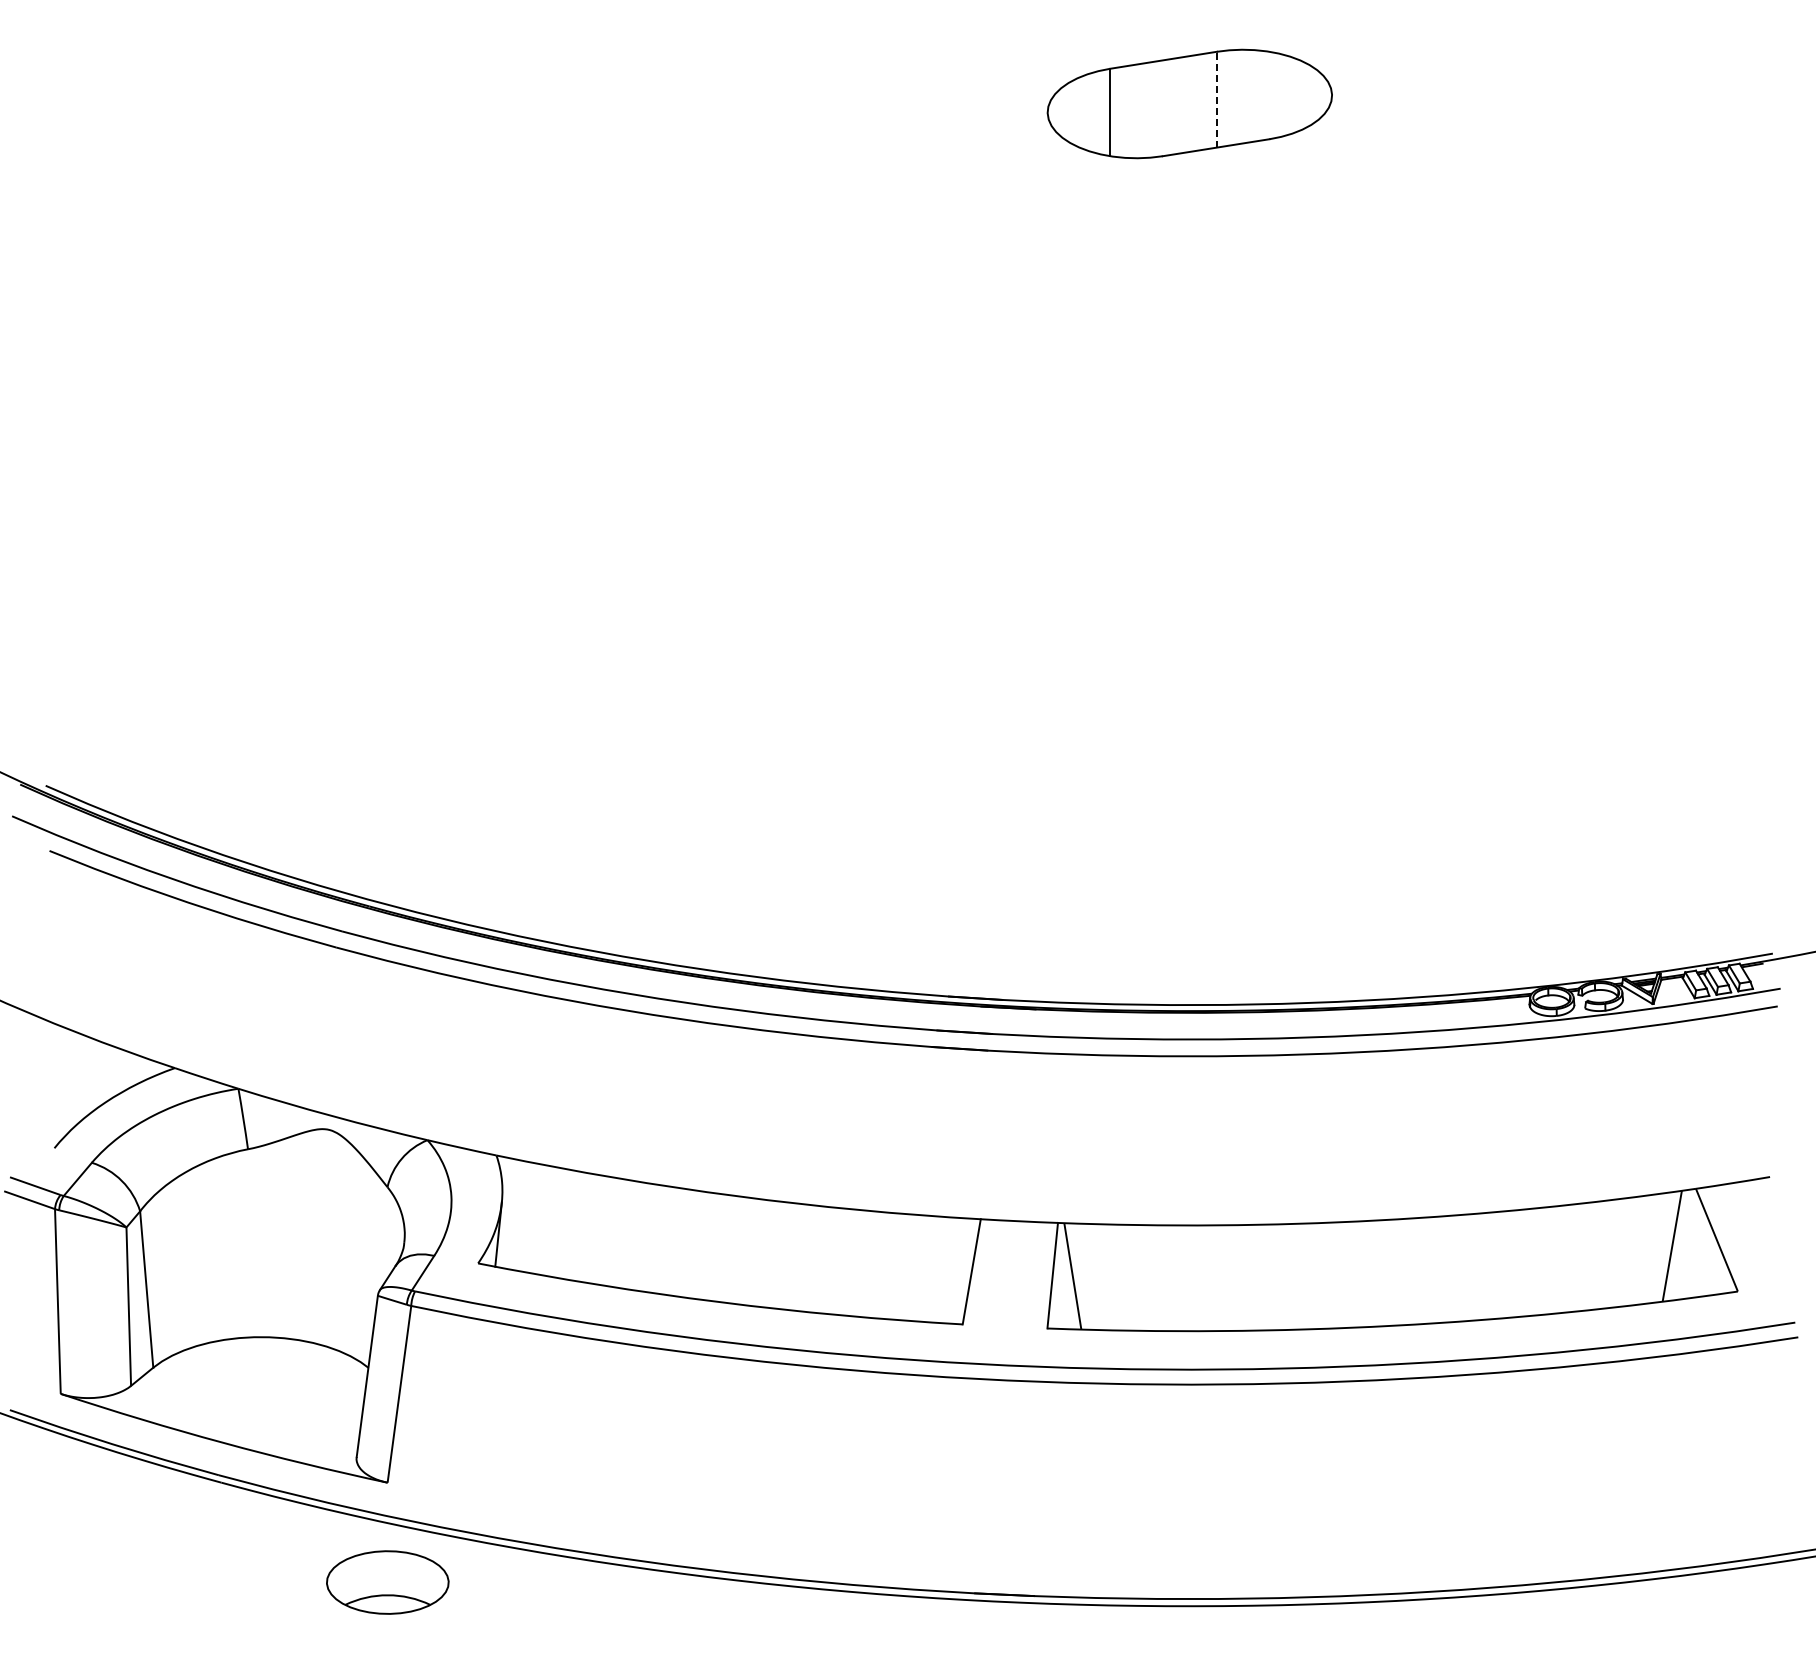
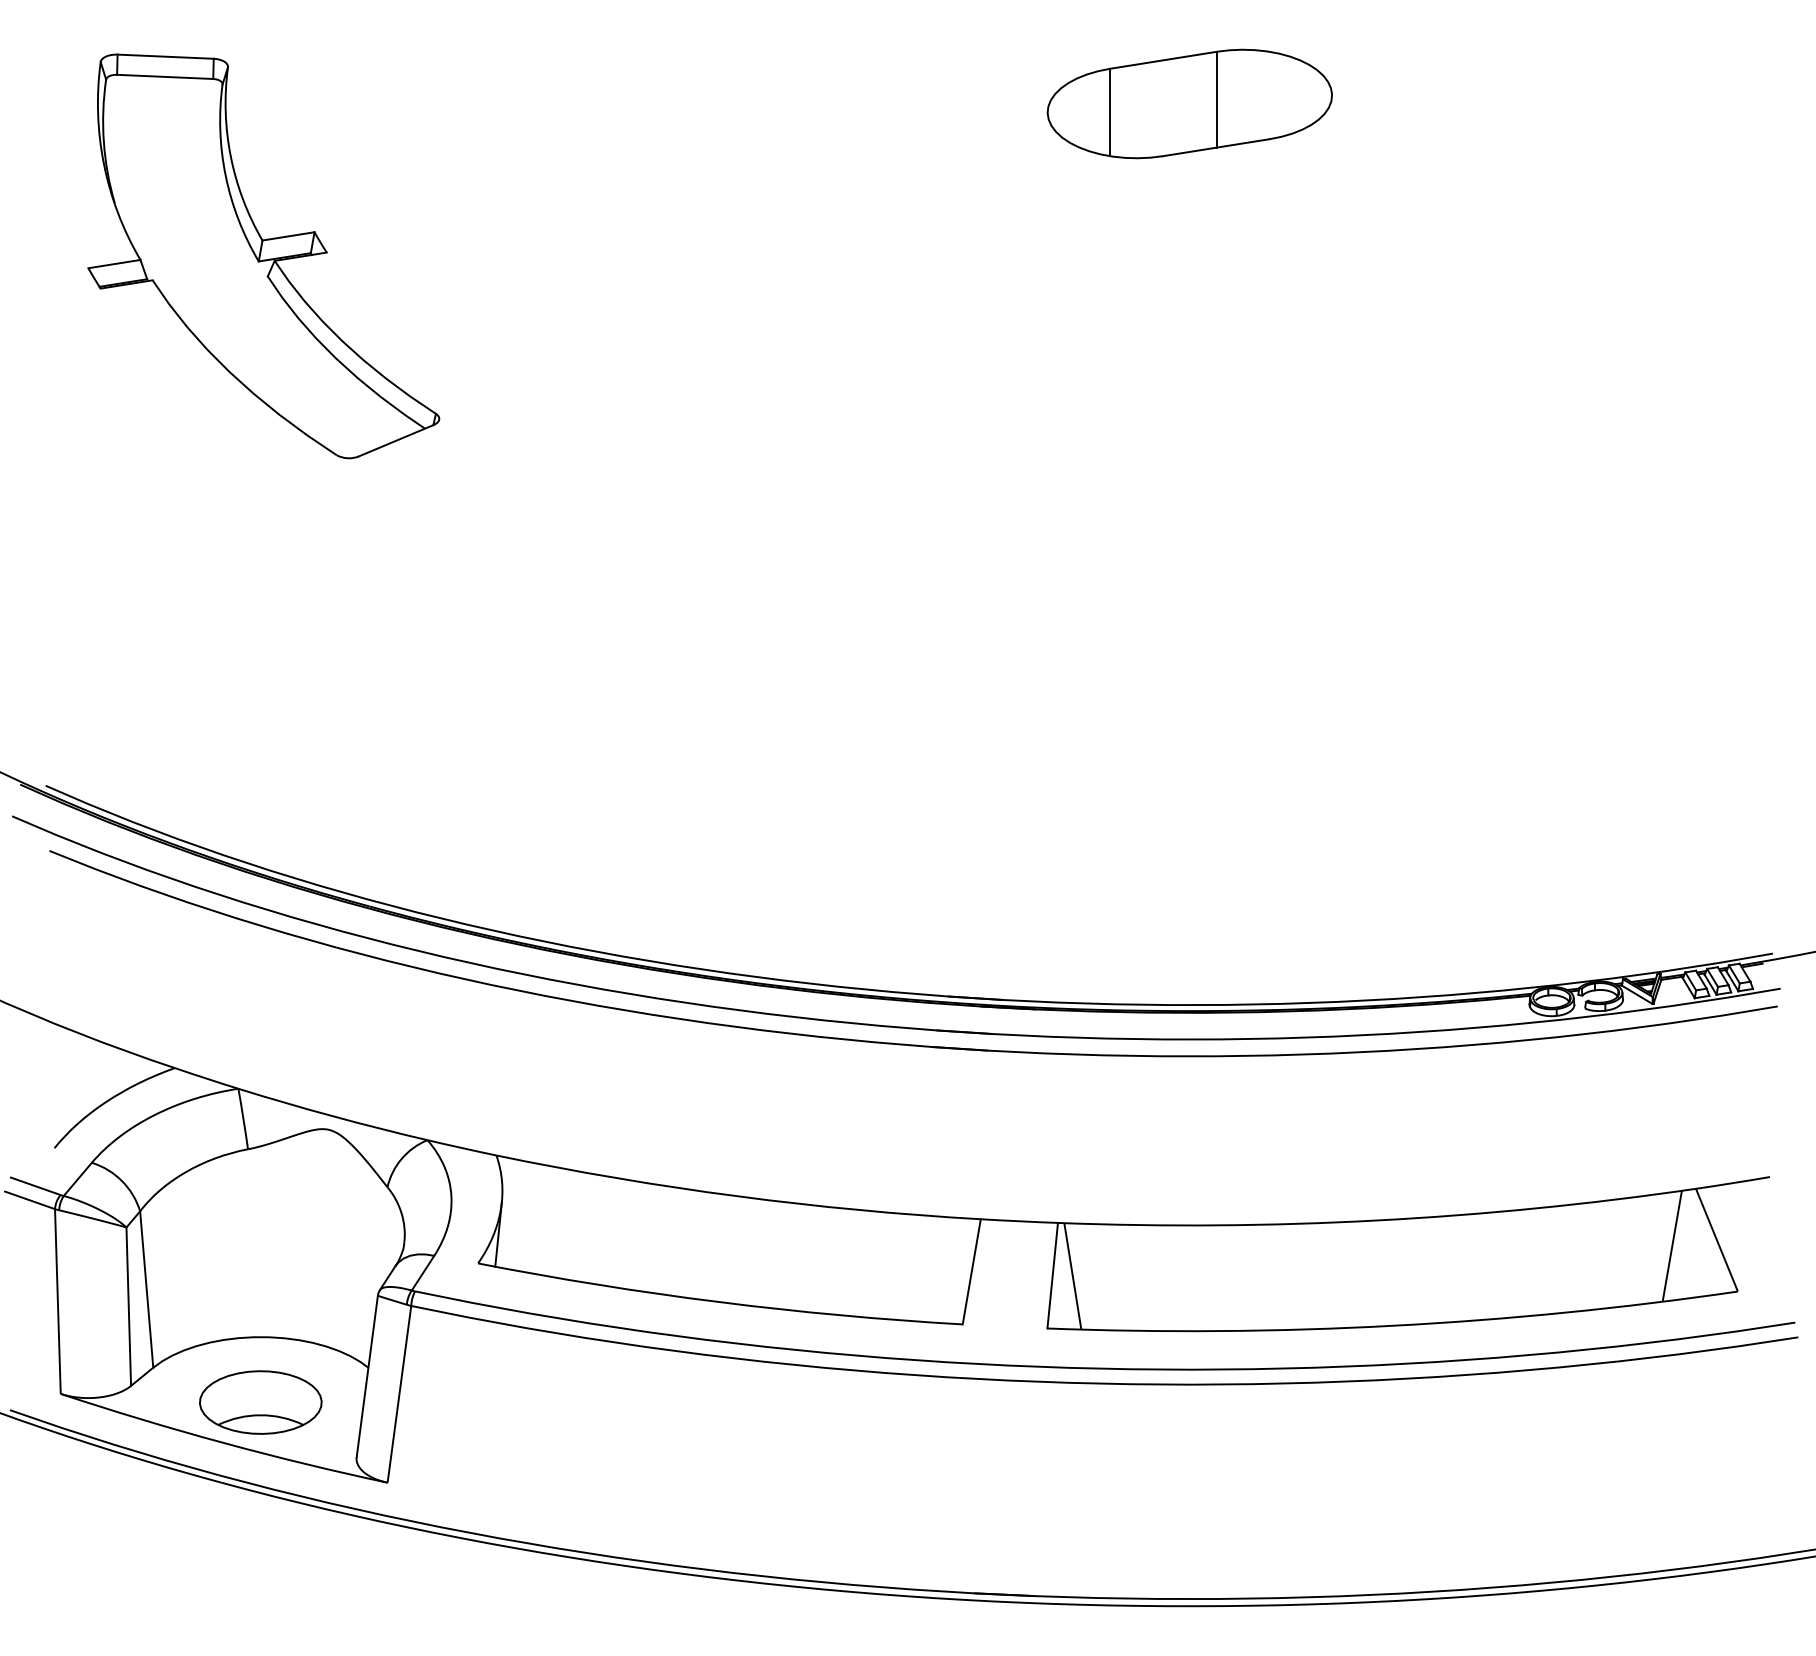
line: dashed -> solid (1217, 99)
part: none -> present (263, 256)
part position: (387, 1582) -> (260, 1402) (260, 1402)
